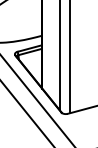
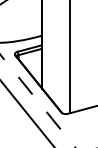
line: present -> none (59, 56)
line: solid -> dashed (38, 101)
